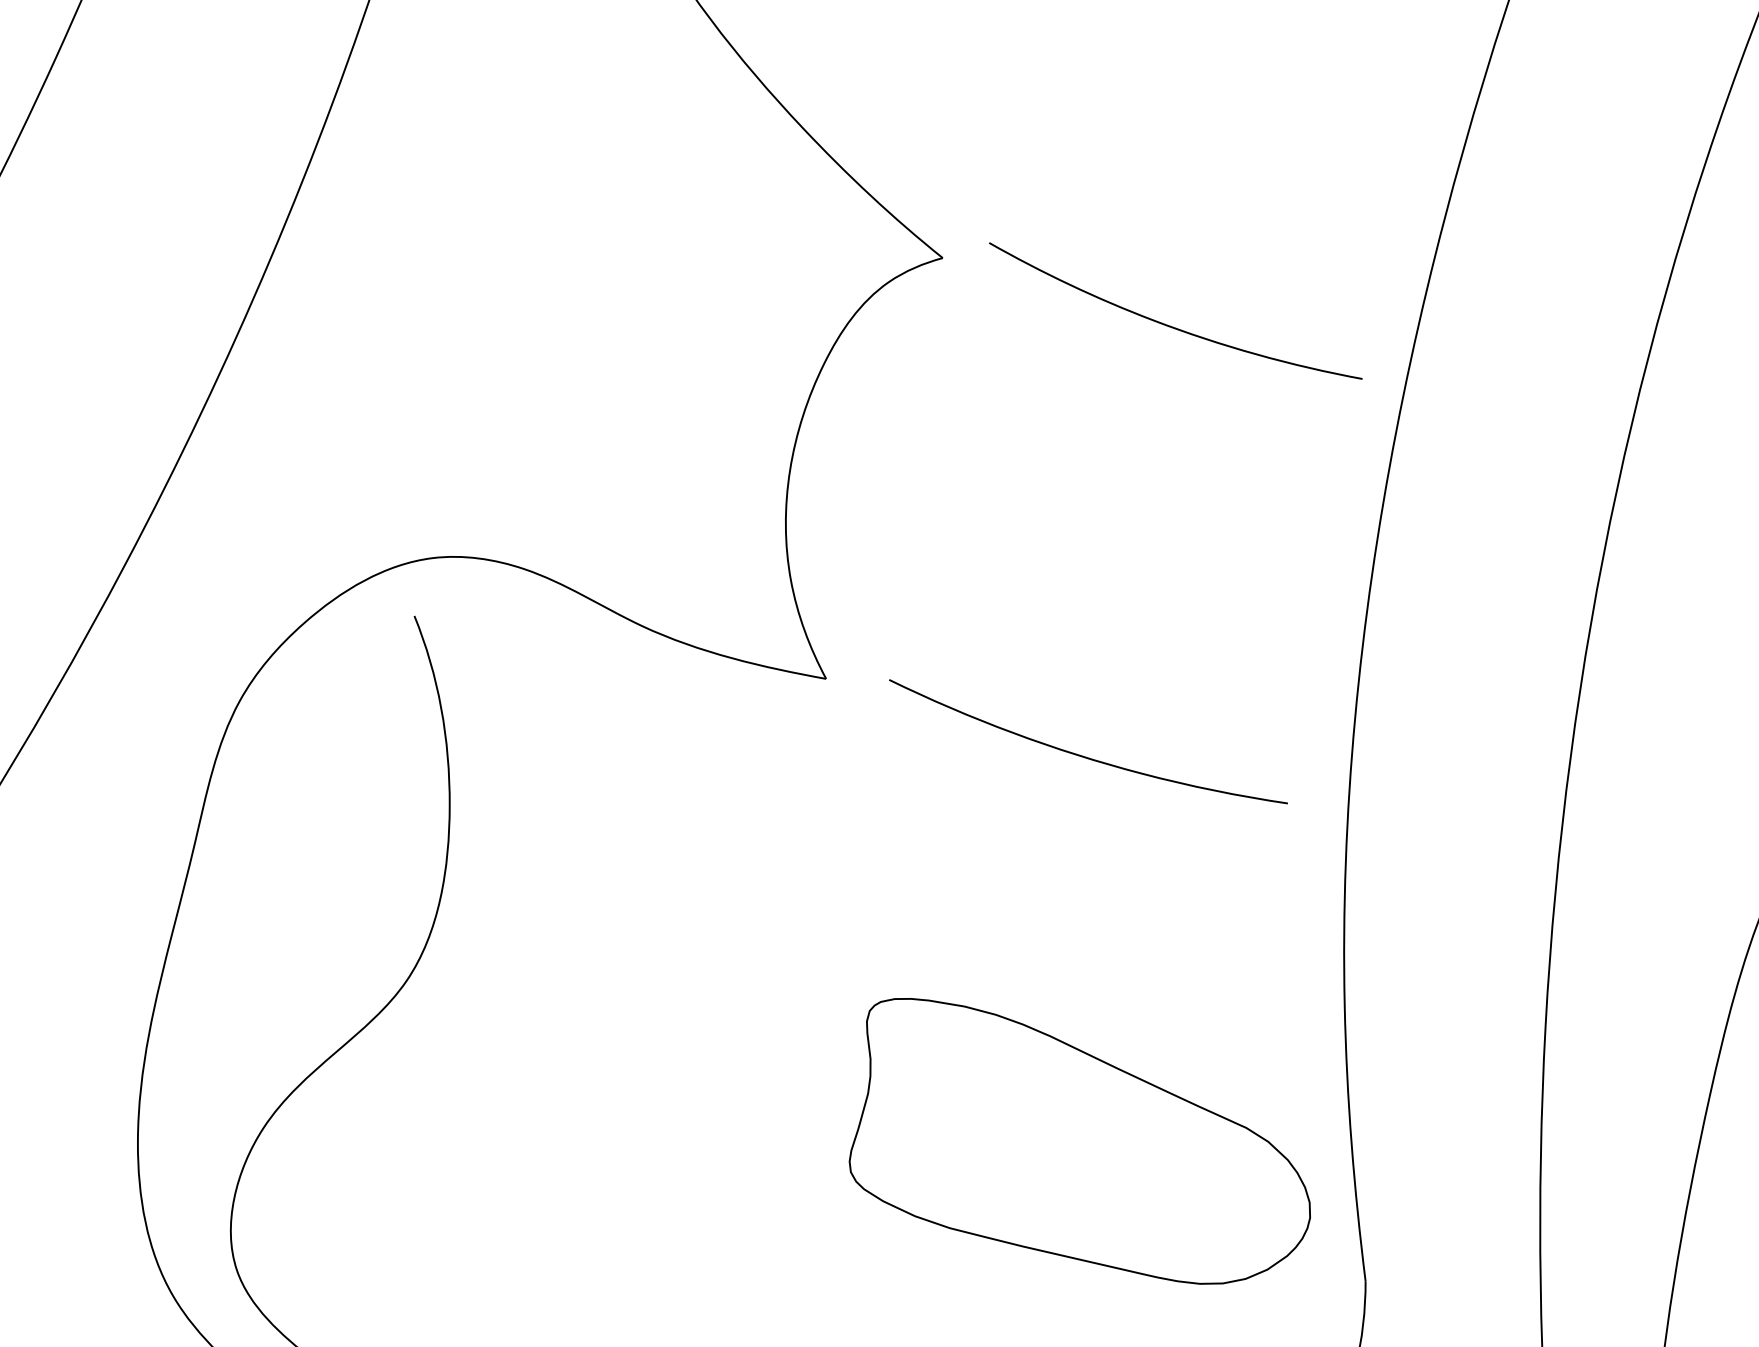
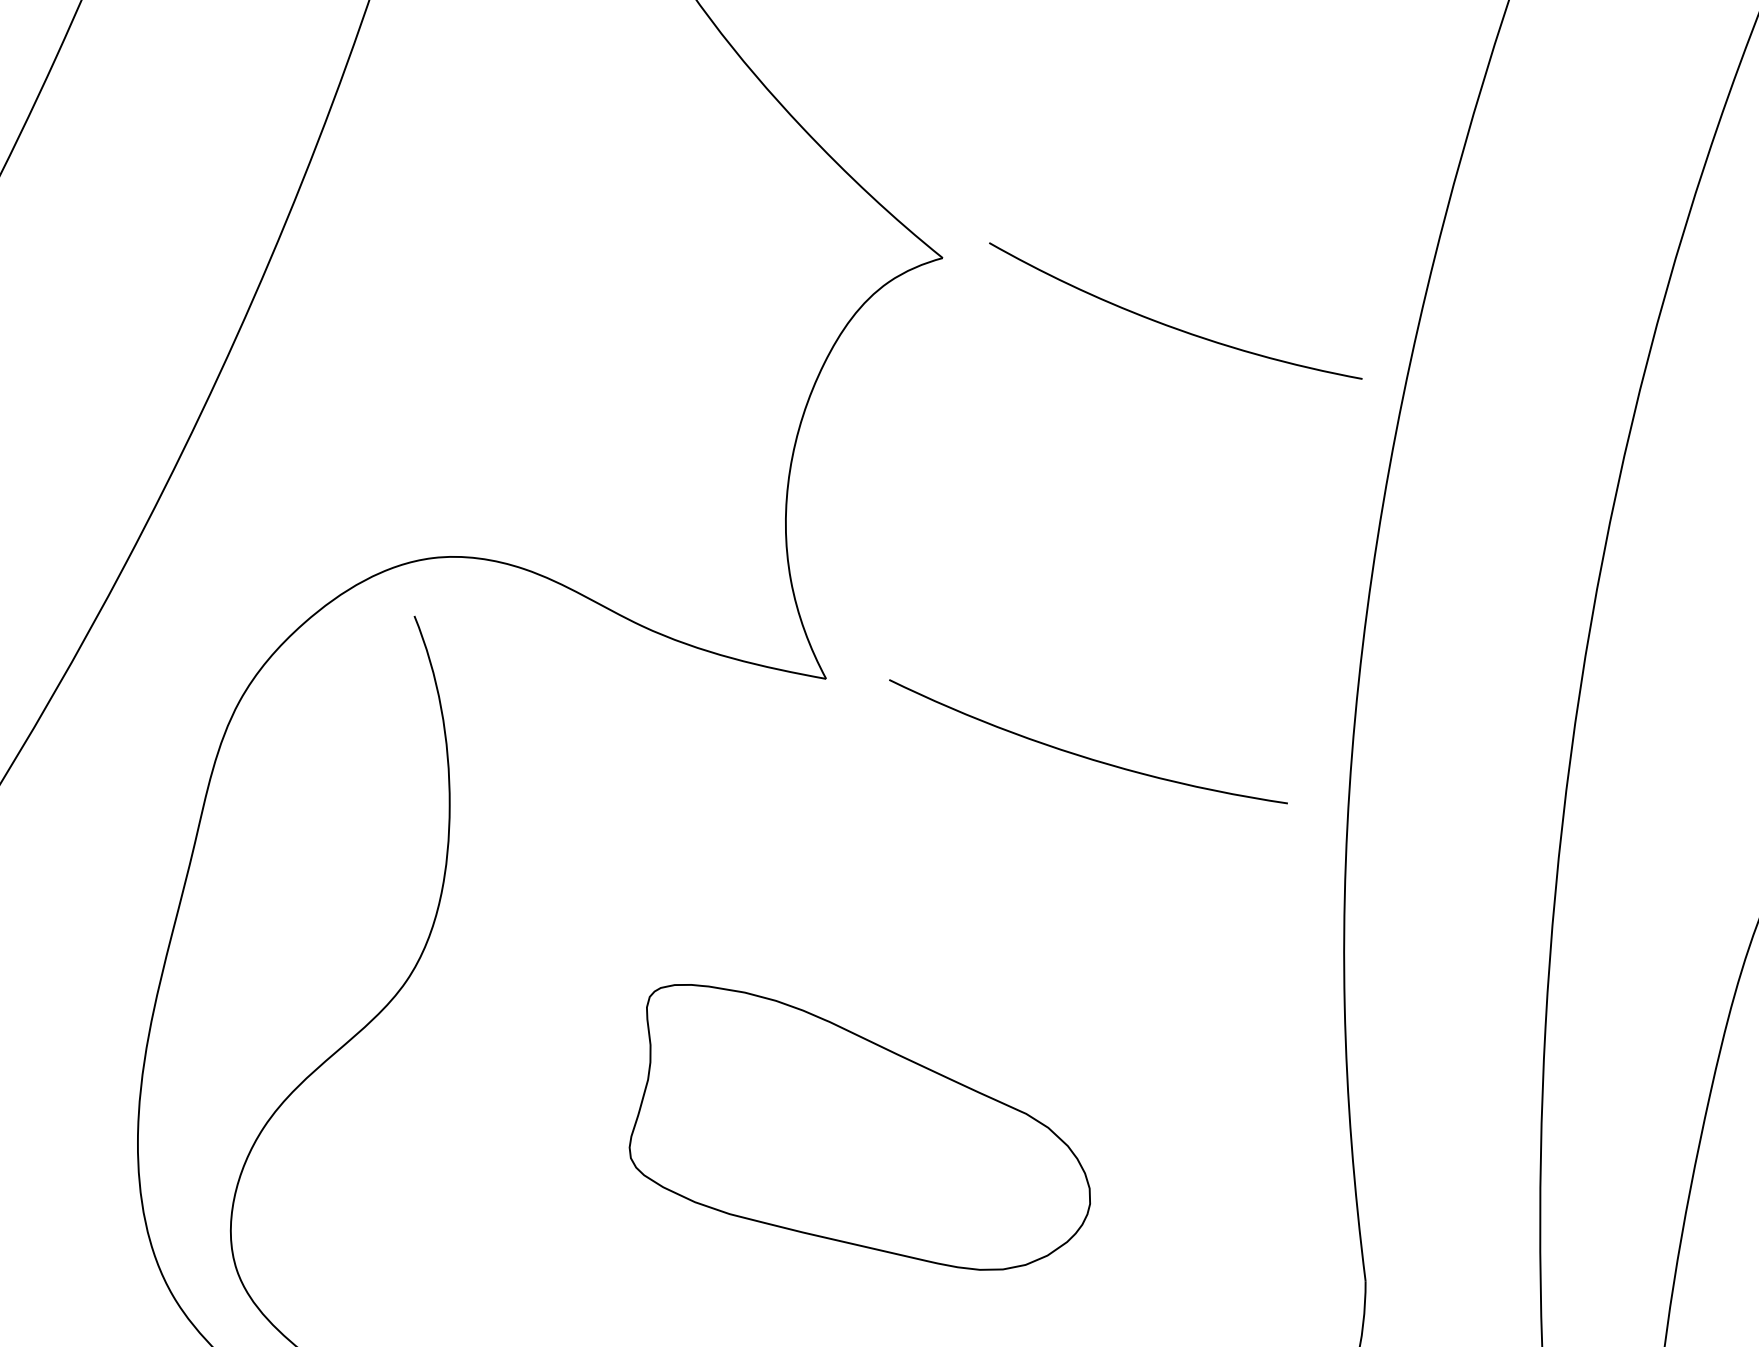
part position: (1079, 1141) -> (859, 1127) (859, 1127)
